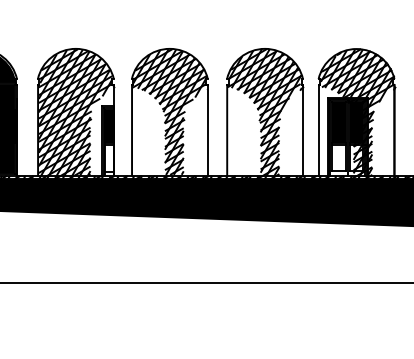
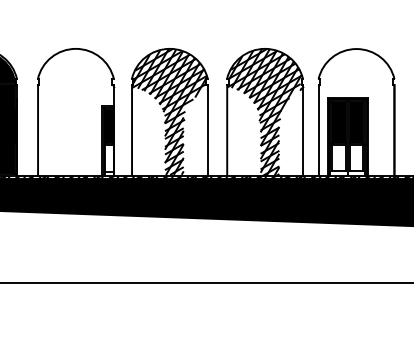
hatch: present -> none (75, 112)
hatch: present -> none (357, 112)
